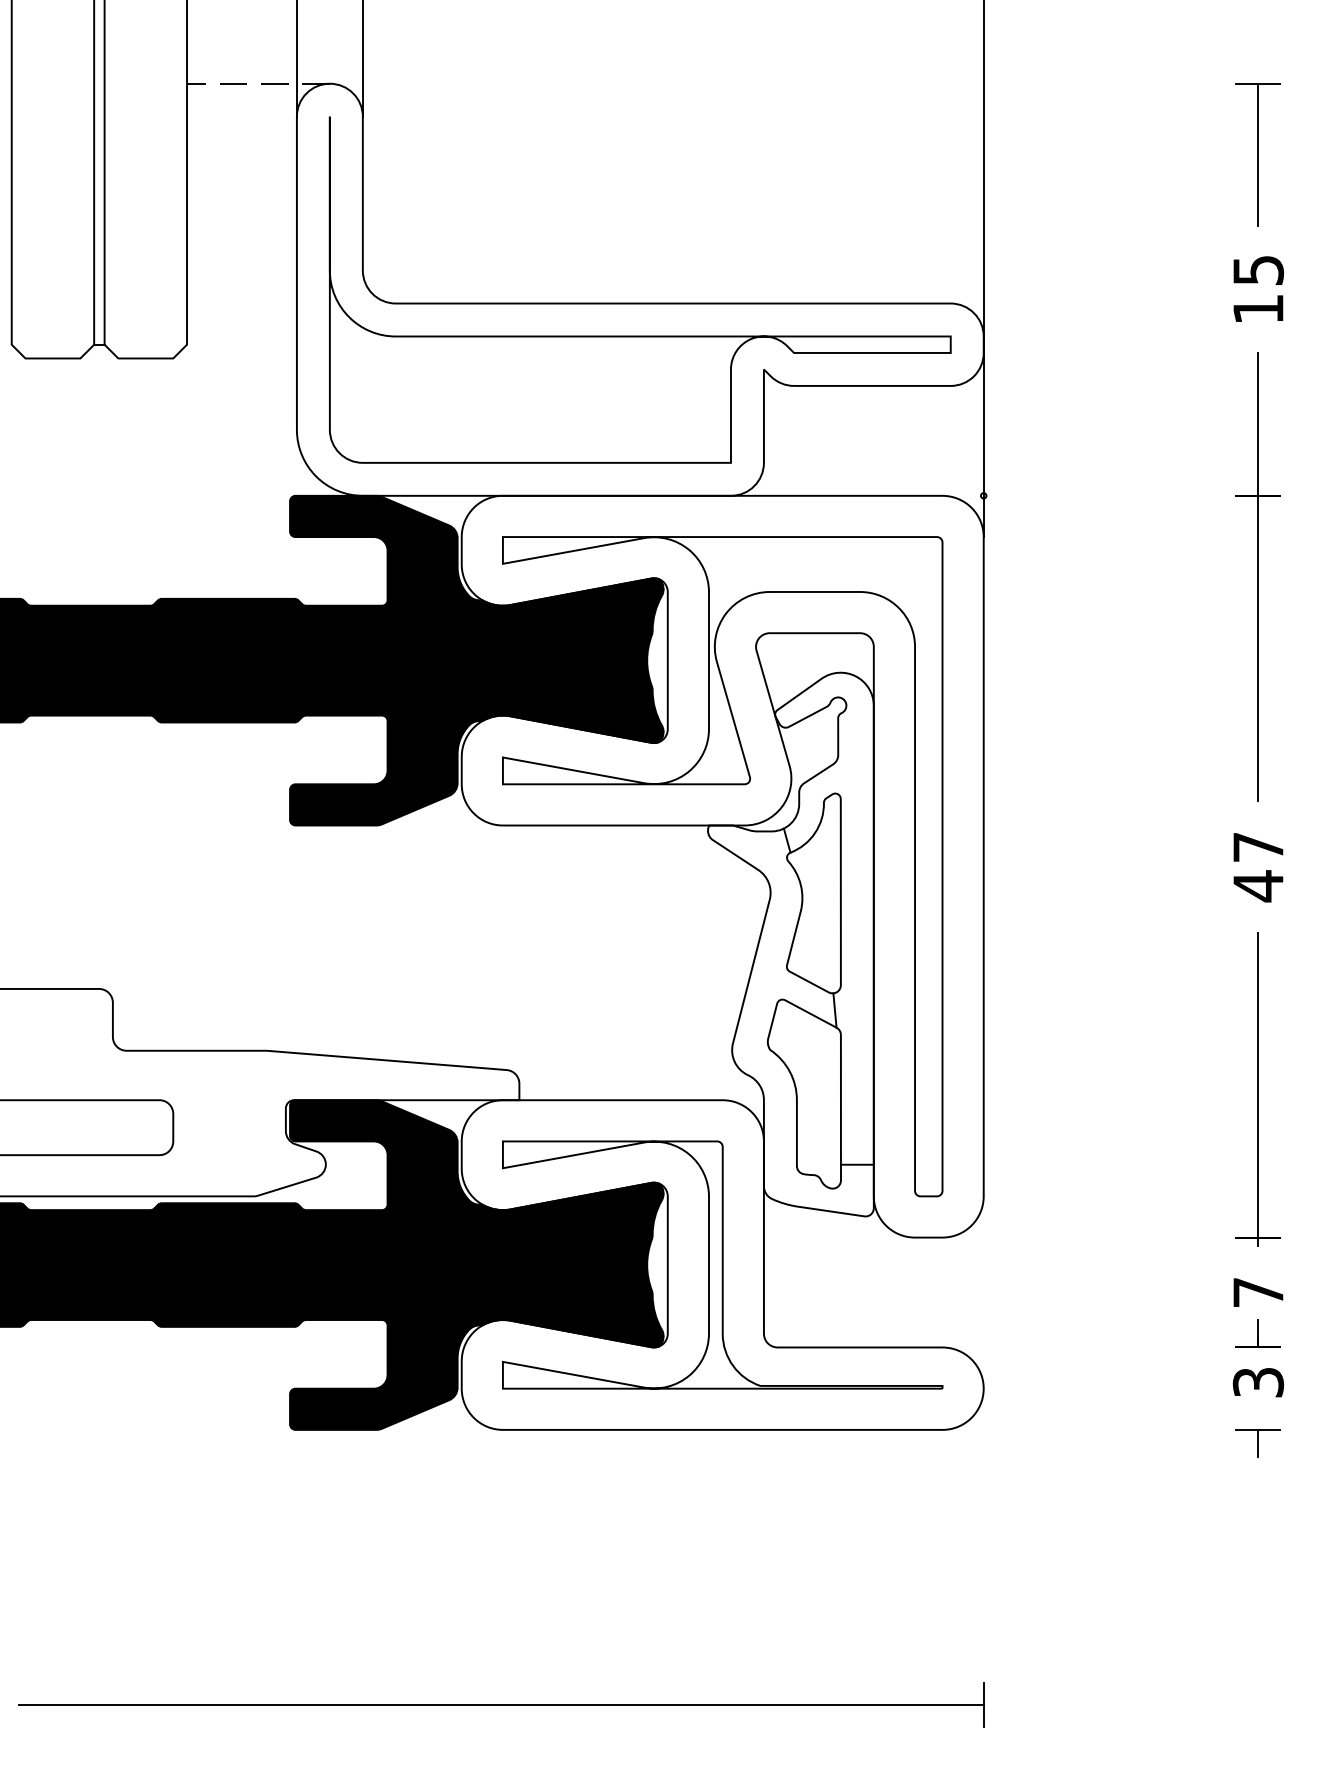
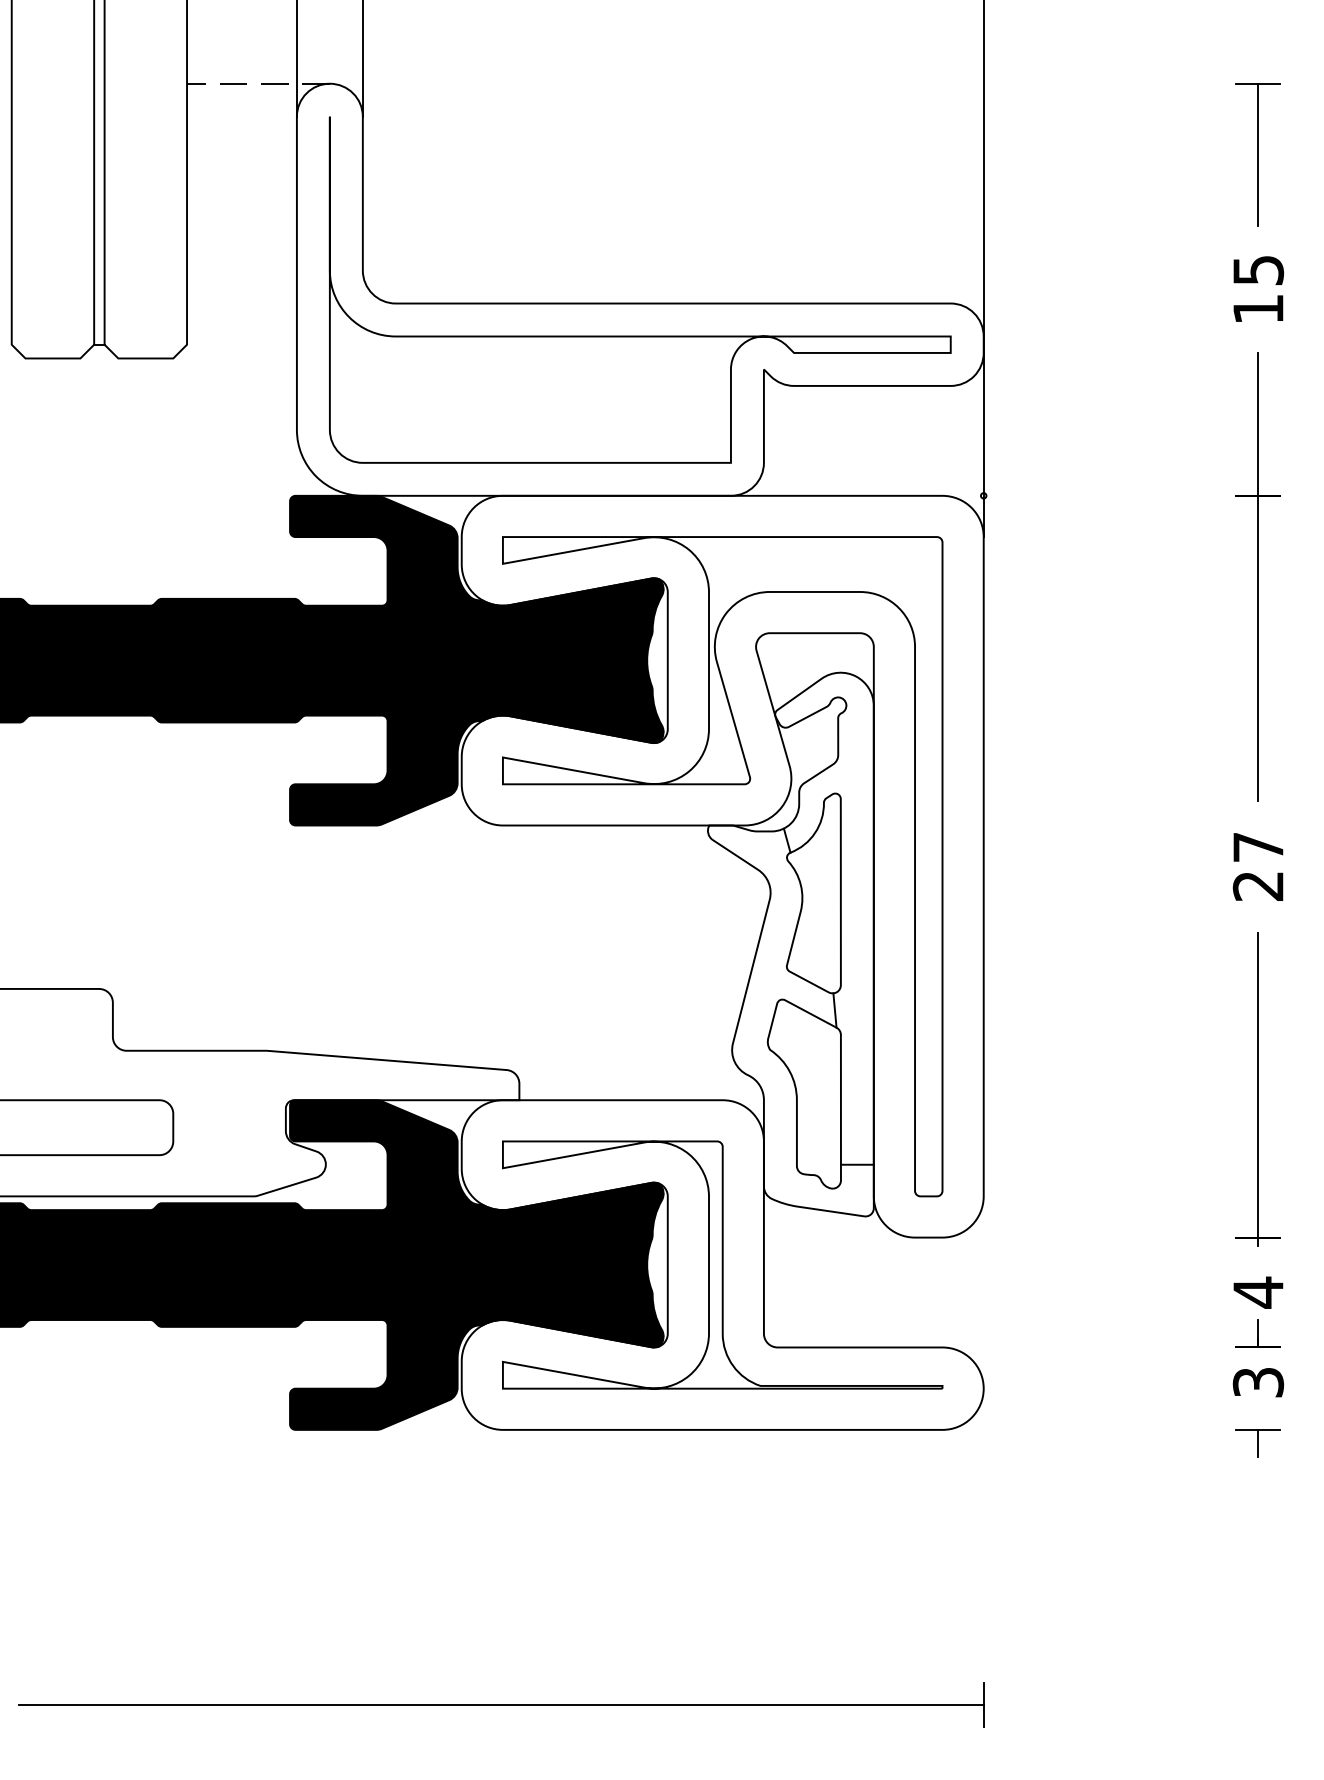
text: 47 -> 27 (1257, 886)
text: 7 -> 4 (1258, 1292)
